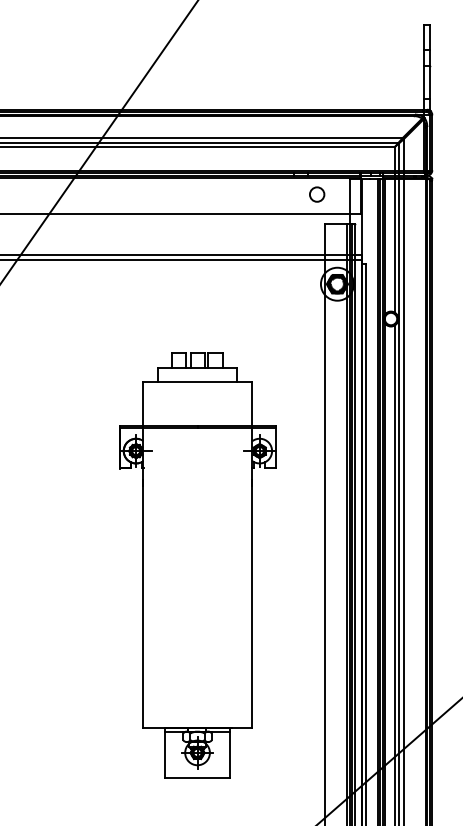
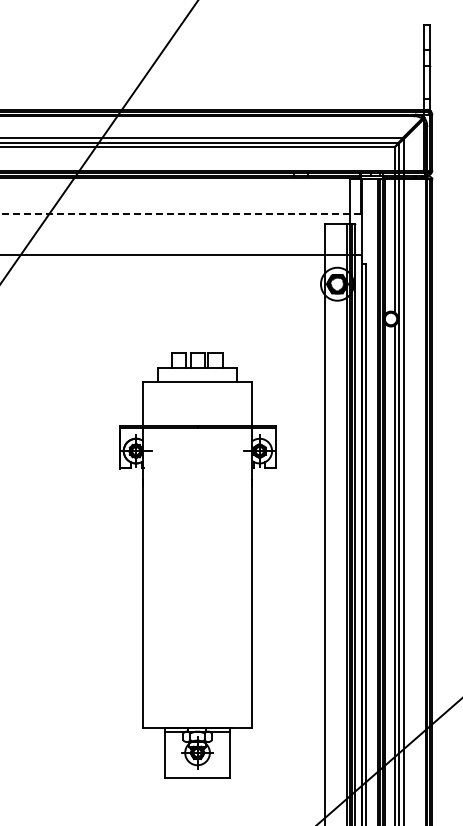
circle: present -> none (317, 194)
line: solid -> dashed (180, 213)
line: present -> none (181, 259)
